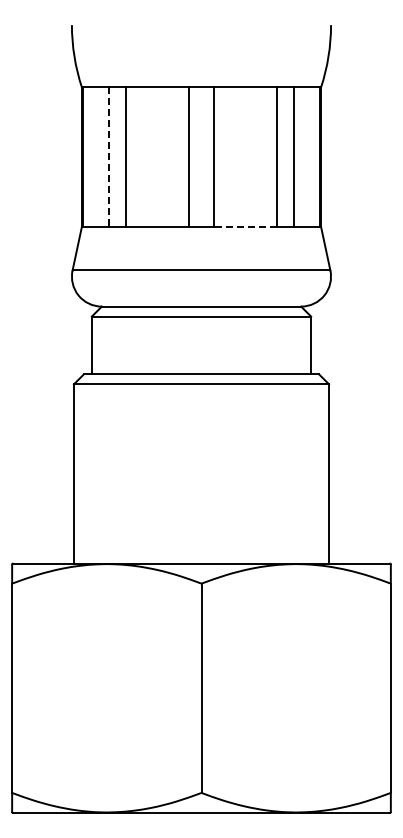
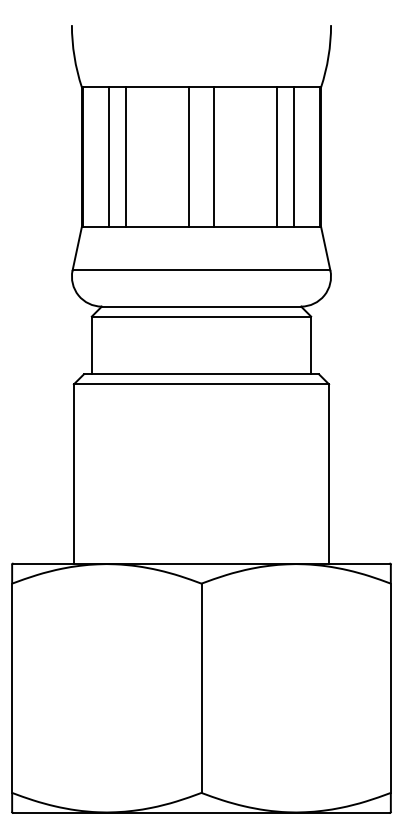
line: dashed -> solid (108, 157)
line: dashed -> solid (245, 226)
